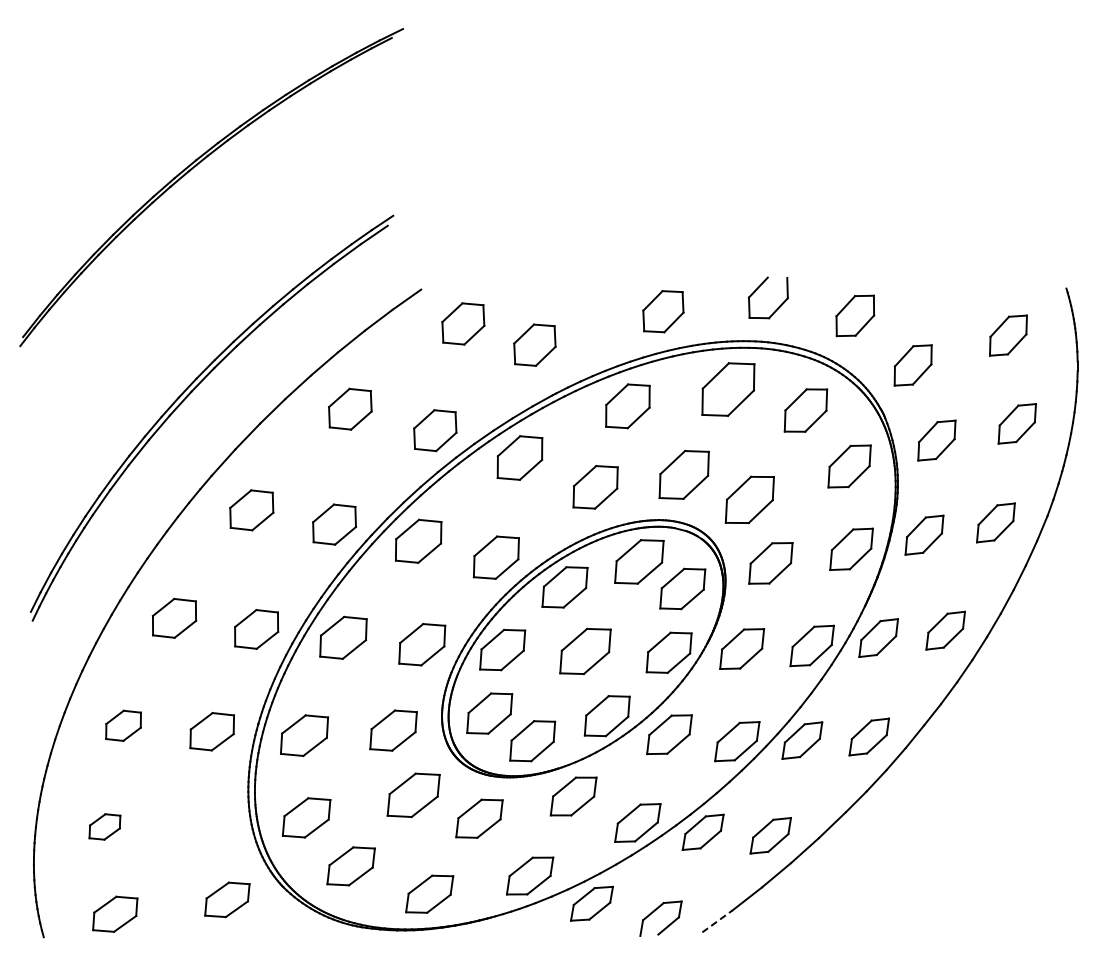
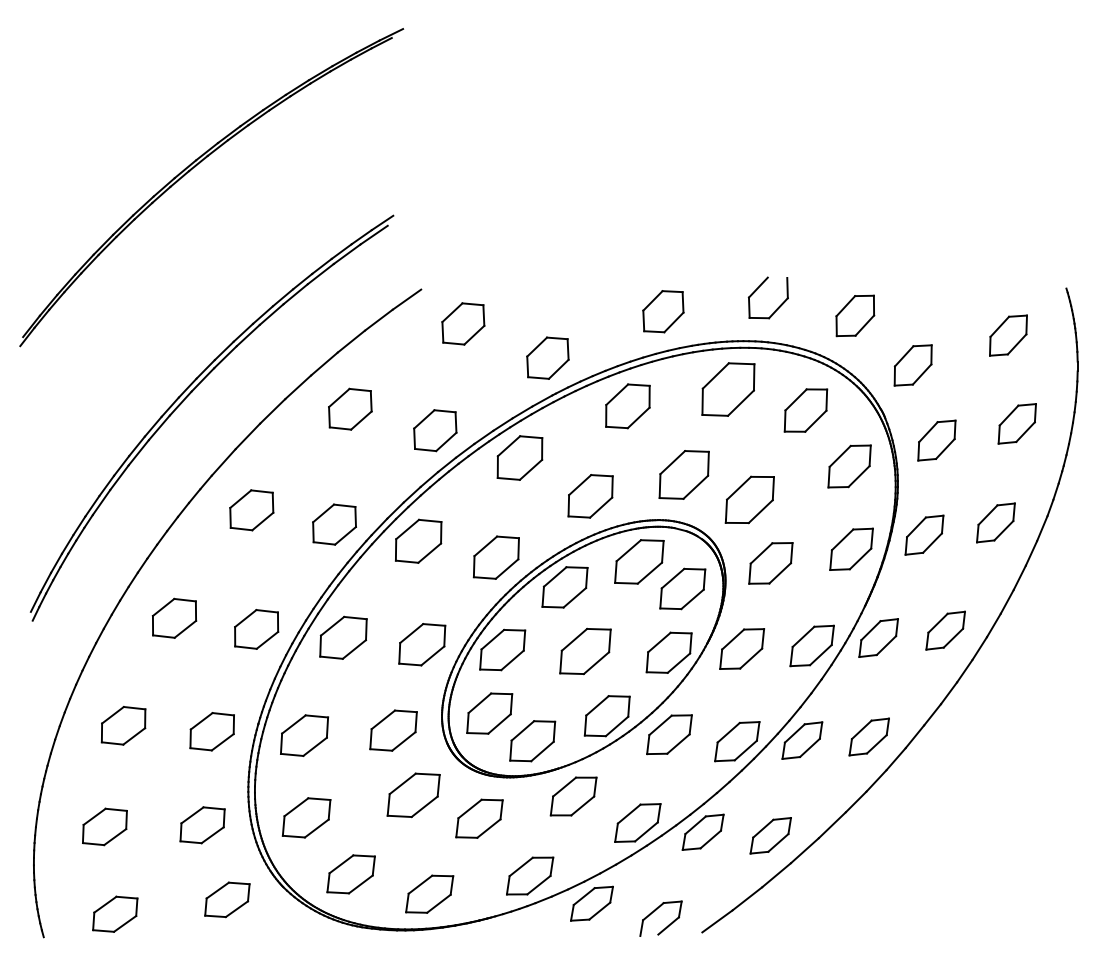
part position: (534, 344) -> (547, 357) (547, 357)
part position: (595, 487) -> (590, 496) (590, 496)
part size: 37x33 px -> 47x40 px (123, 725)
part: none -> present (202, 825)
part size: 34x28 px -> 46x40 px (104, 826)
part position: (350, 866) -> (350, 874) (350, 874)
line: dashed -> solid (717, 921)
